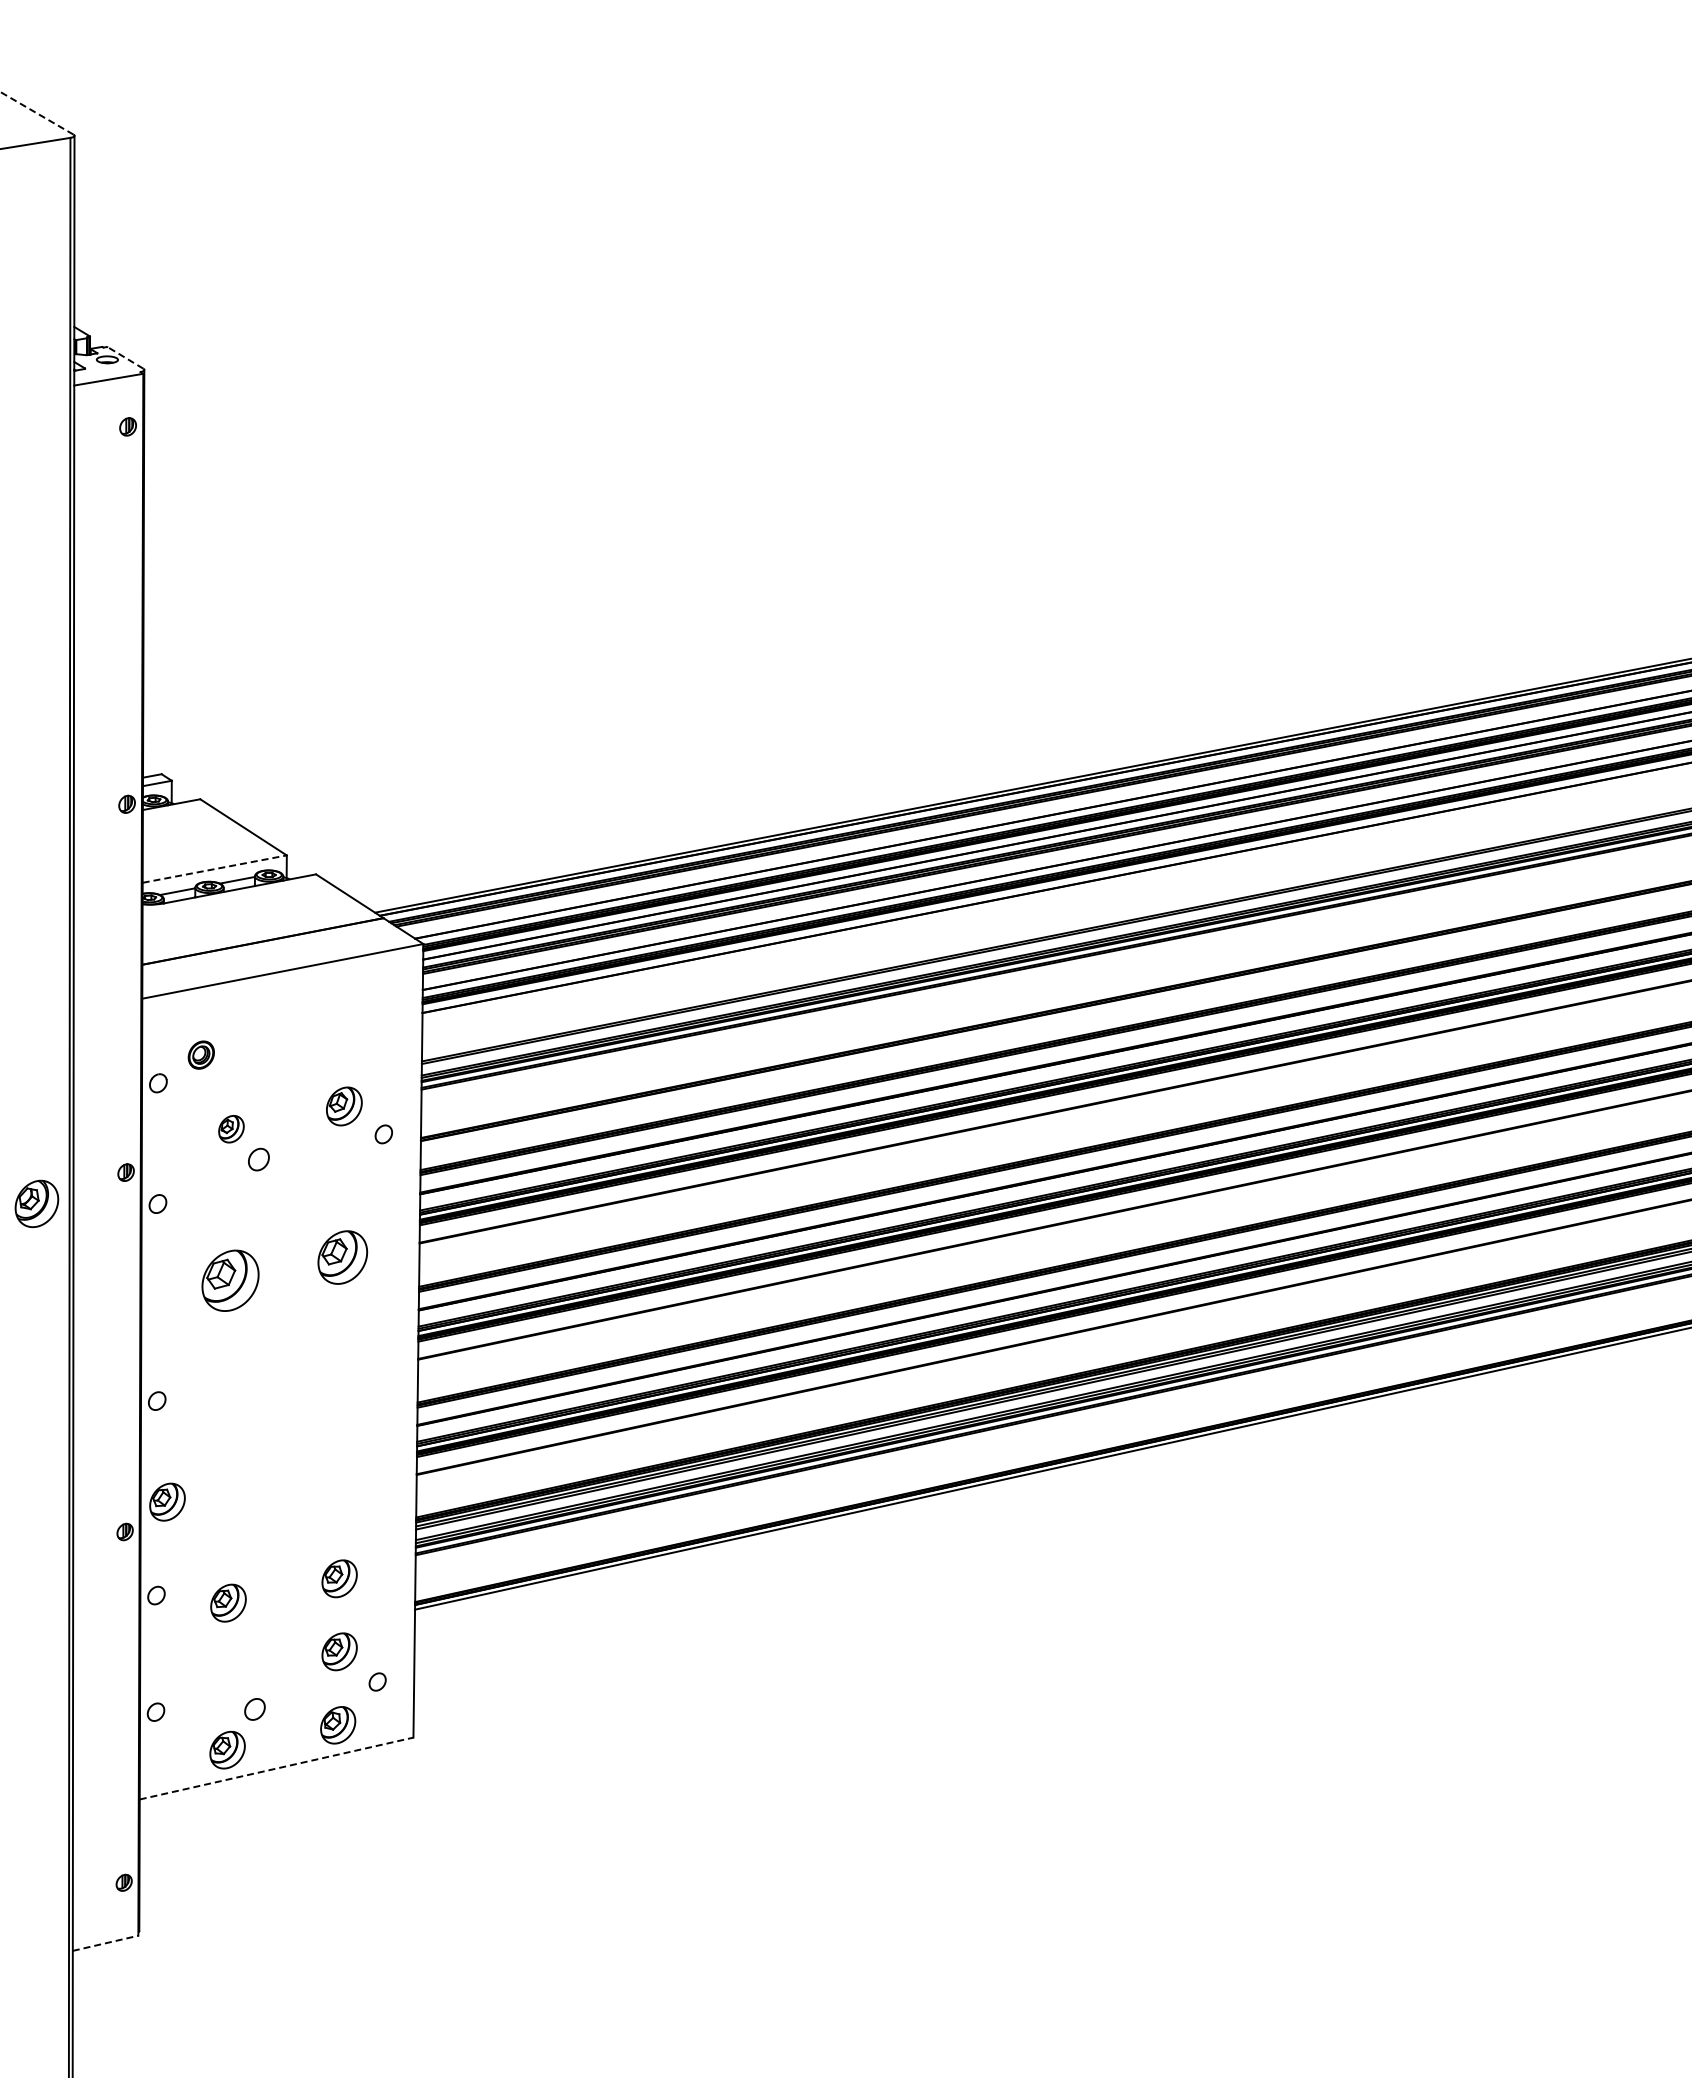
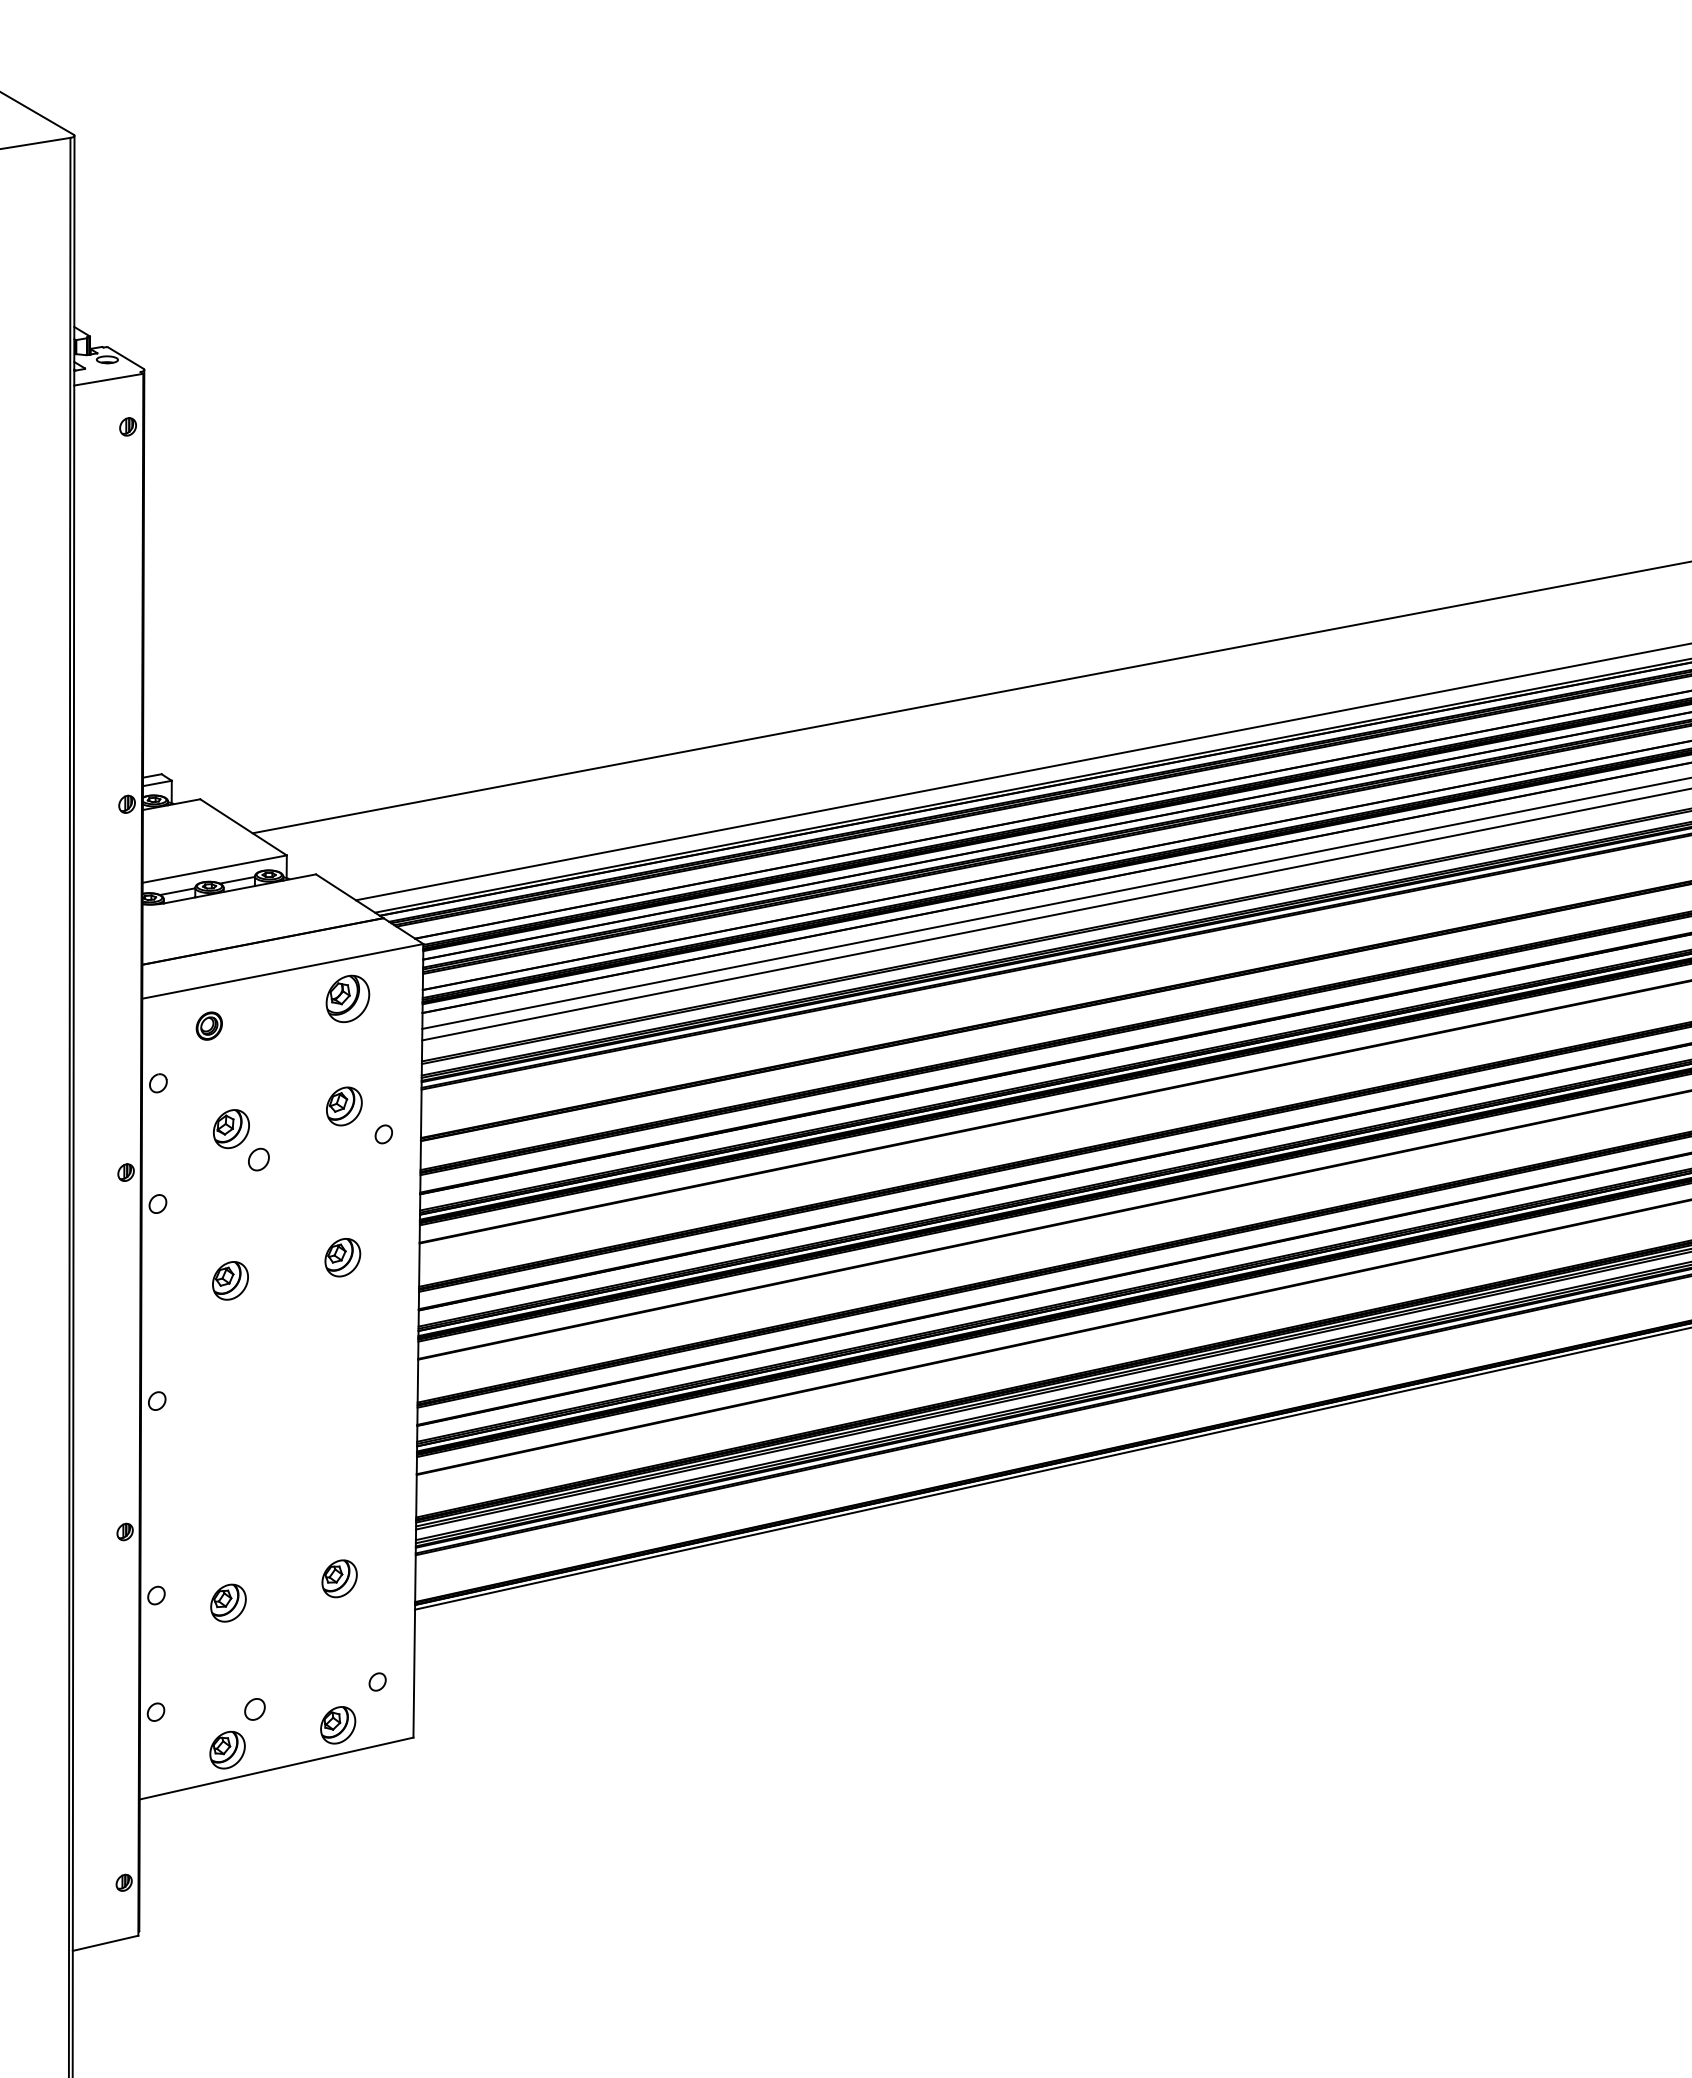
line: dashed -> solid (36, 113)
line: dashed -> solid (125, 358)
line: none -> present (970, 697)
line: none -> present (1021, 772)
line: dashed -> solid (215, 869)
line: none -> present (1055, 903)
line: none -> present (1055, 914)
part position: (200, 1054) -> (208, 1025) (208, 1025)
part size: 27x29 px -> 37x41 px (231, 1129)
part position: (36, 1203) -> (347, 998) (347, 998)
part size: 52x55 px -> 38x40 px (342, 1257)
part size: 59x63 px -> 37x40 px (230, 1280)
part: present -> none (167, 1501)
part: present -> none (339, 1651)
line: dashed -> solid (277, 1768)
line: dashed -> solid (105, 1943)
